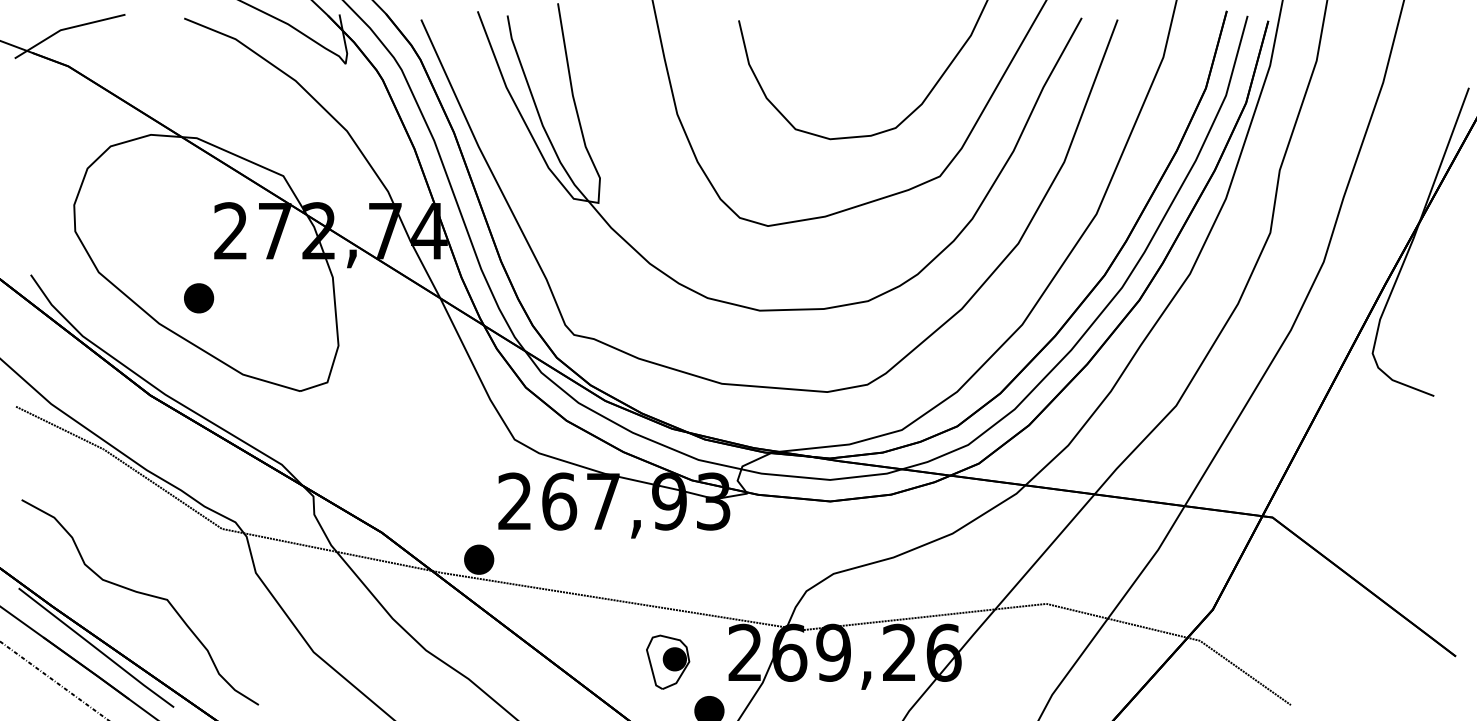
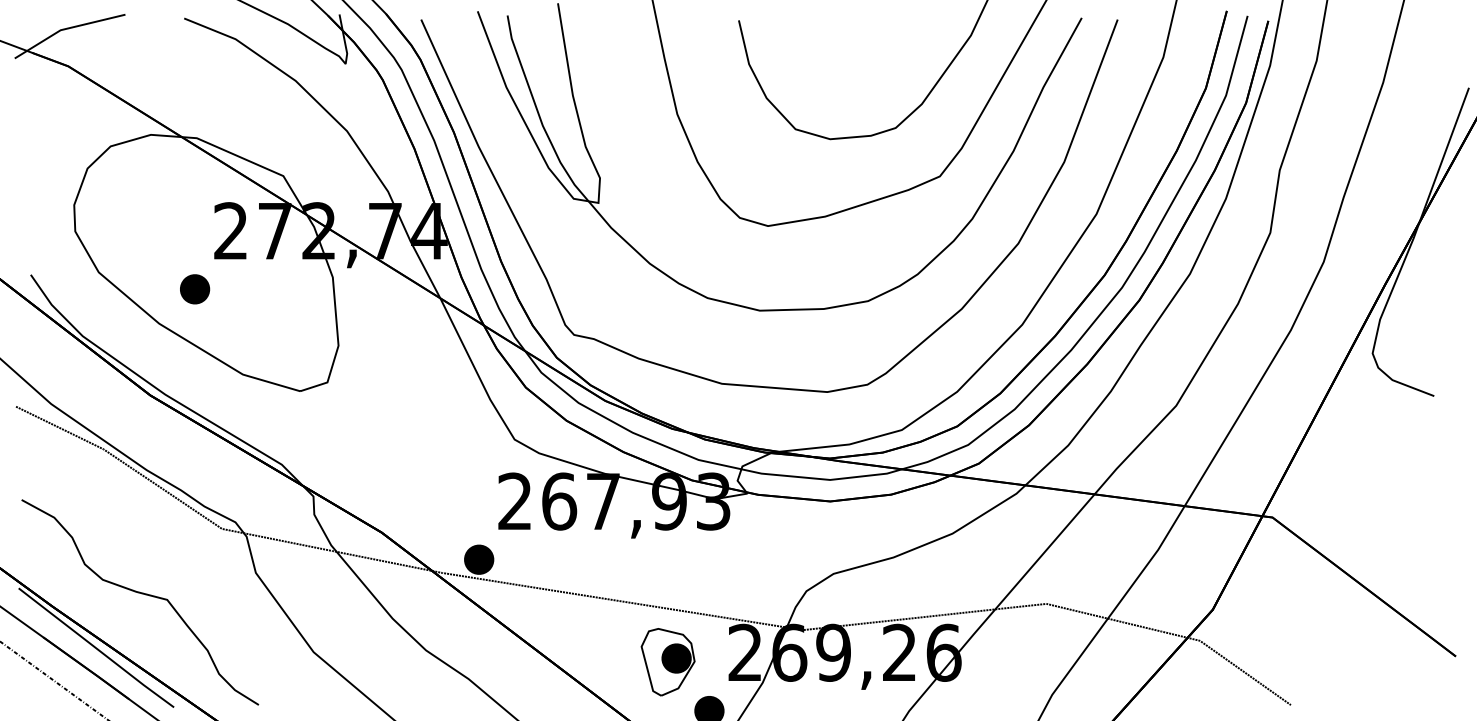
part position: (199, 298) -> (195, 289) (195, 289)
part size: 45x56 px -> 56x69 px (667, 662)
